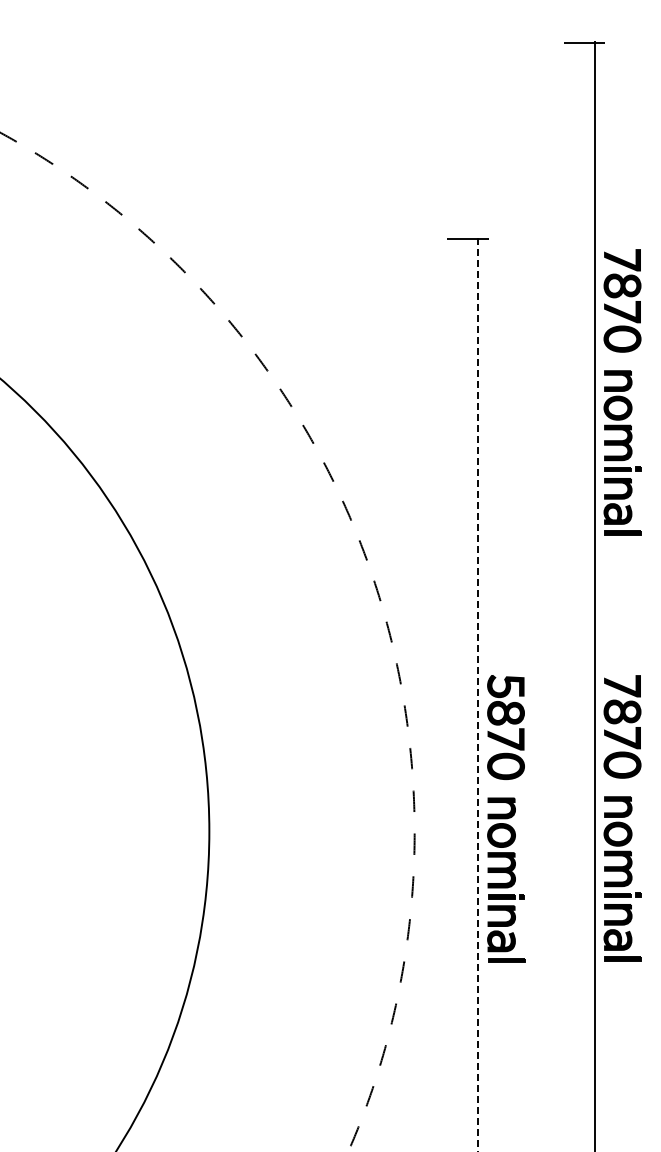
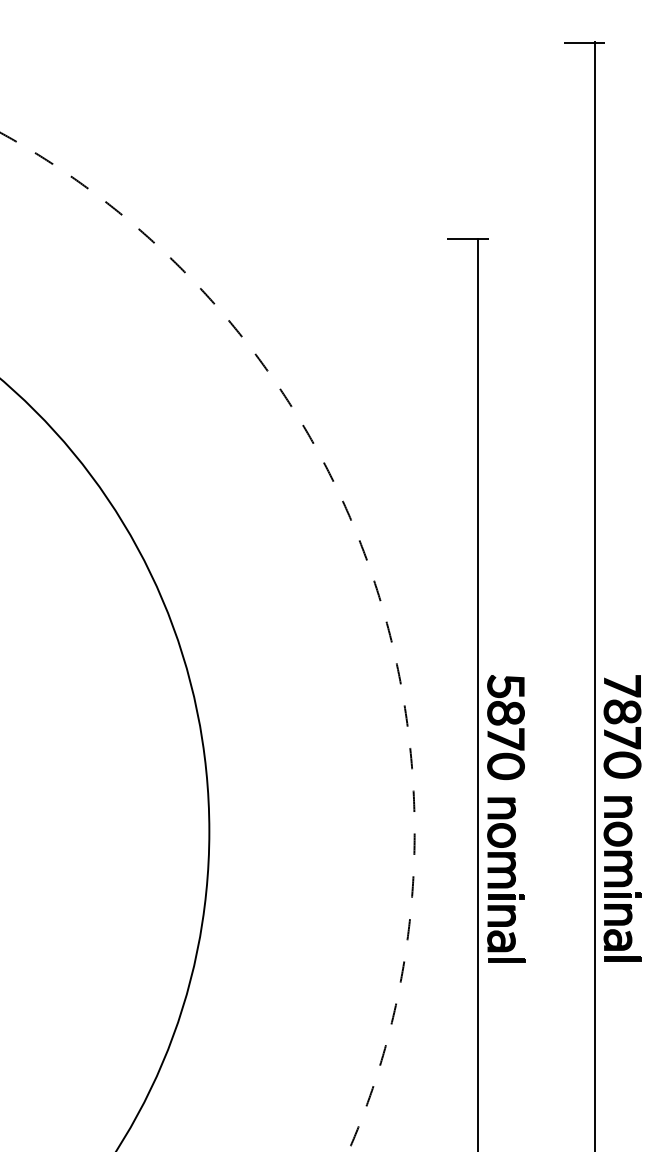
part: present -> none (622, 392)
line: dashed -> solid (478, 694)
